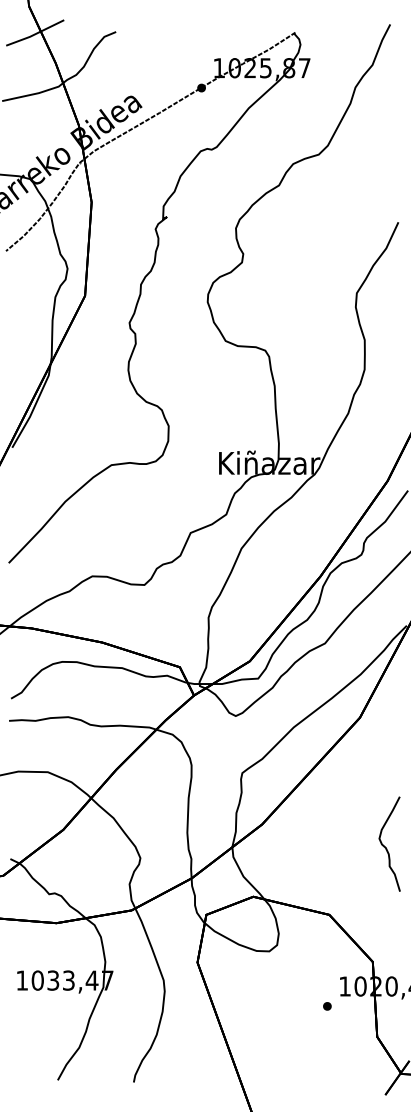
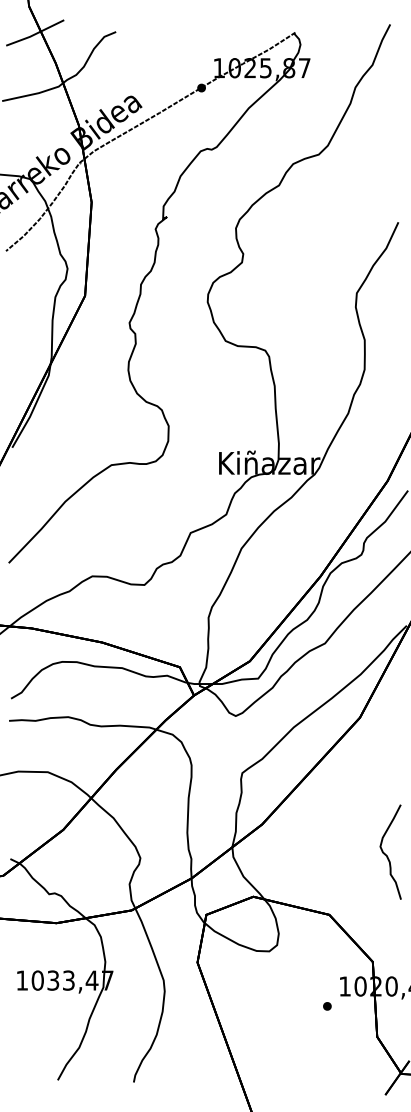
curve position: (385, 846) -> (386, 854) (386, 854)
